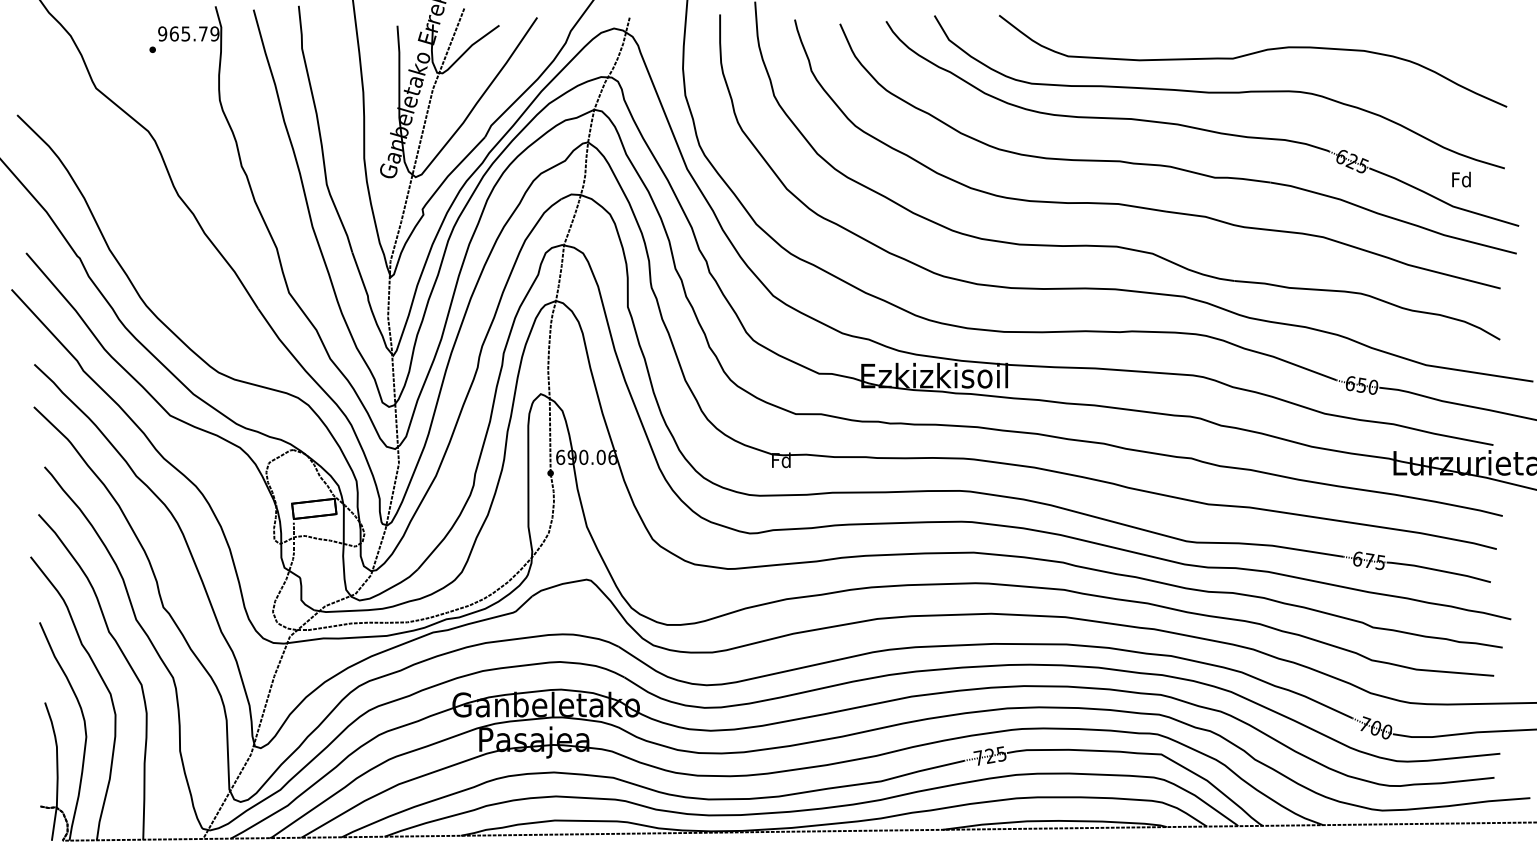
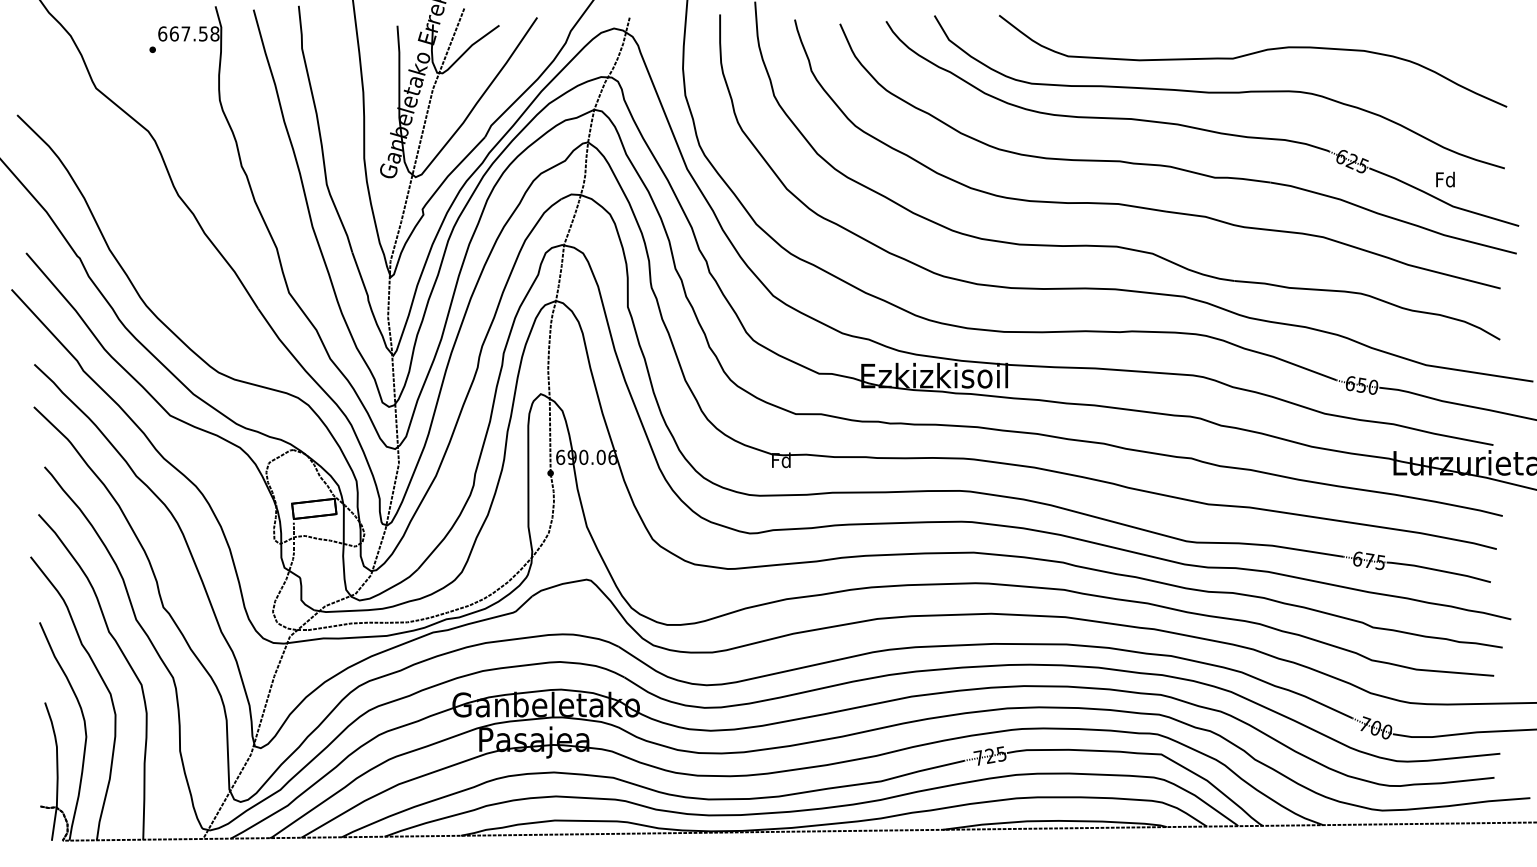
text: 965.79 -> 667.58 (188, 33)
text position: (1461, 179) -> (1445, 179) (1445, 179)
